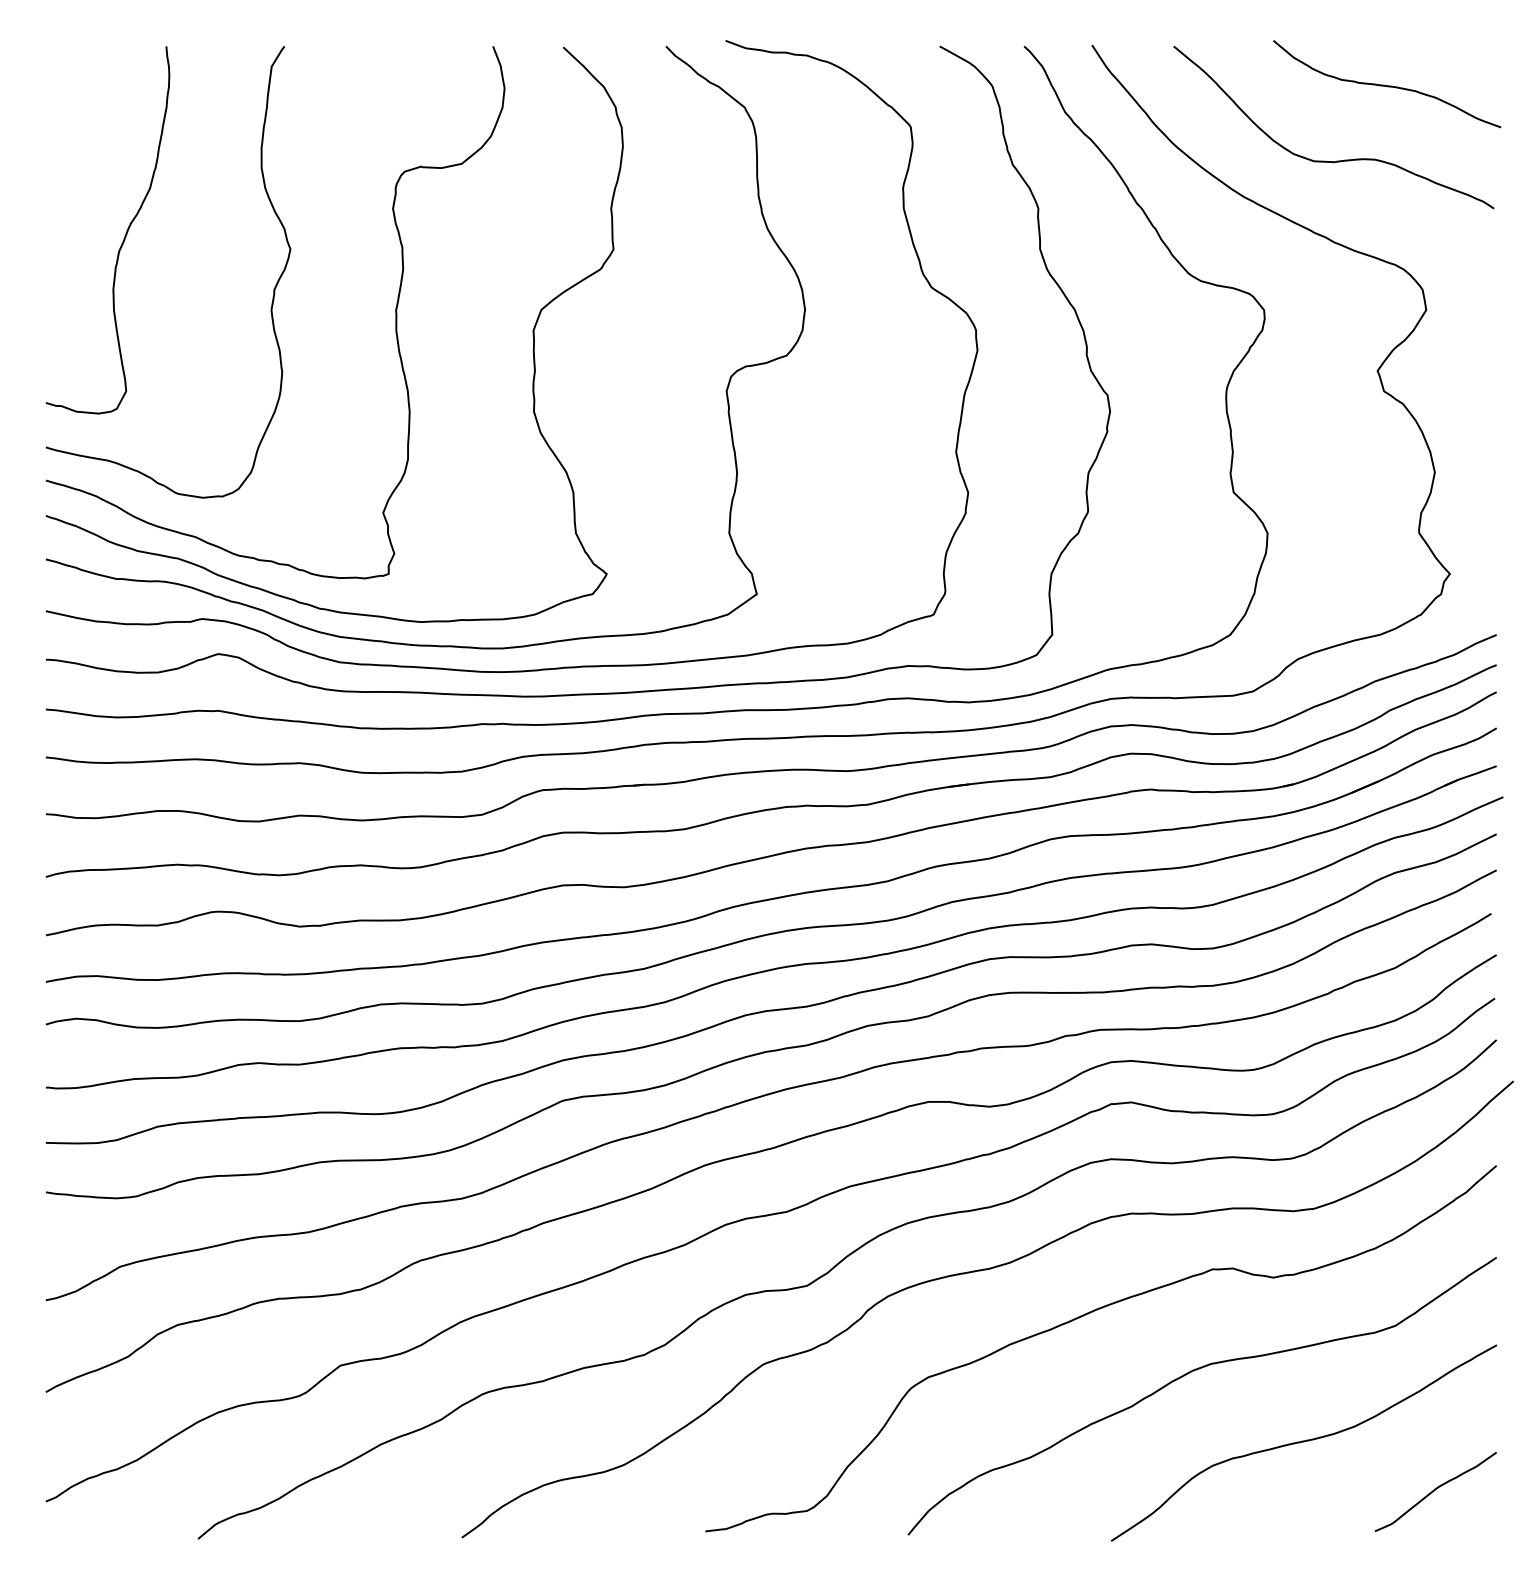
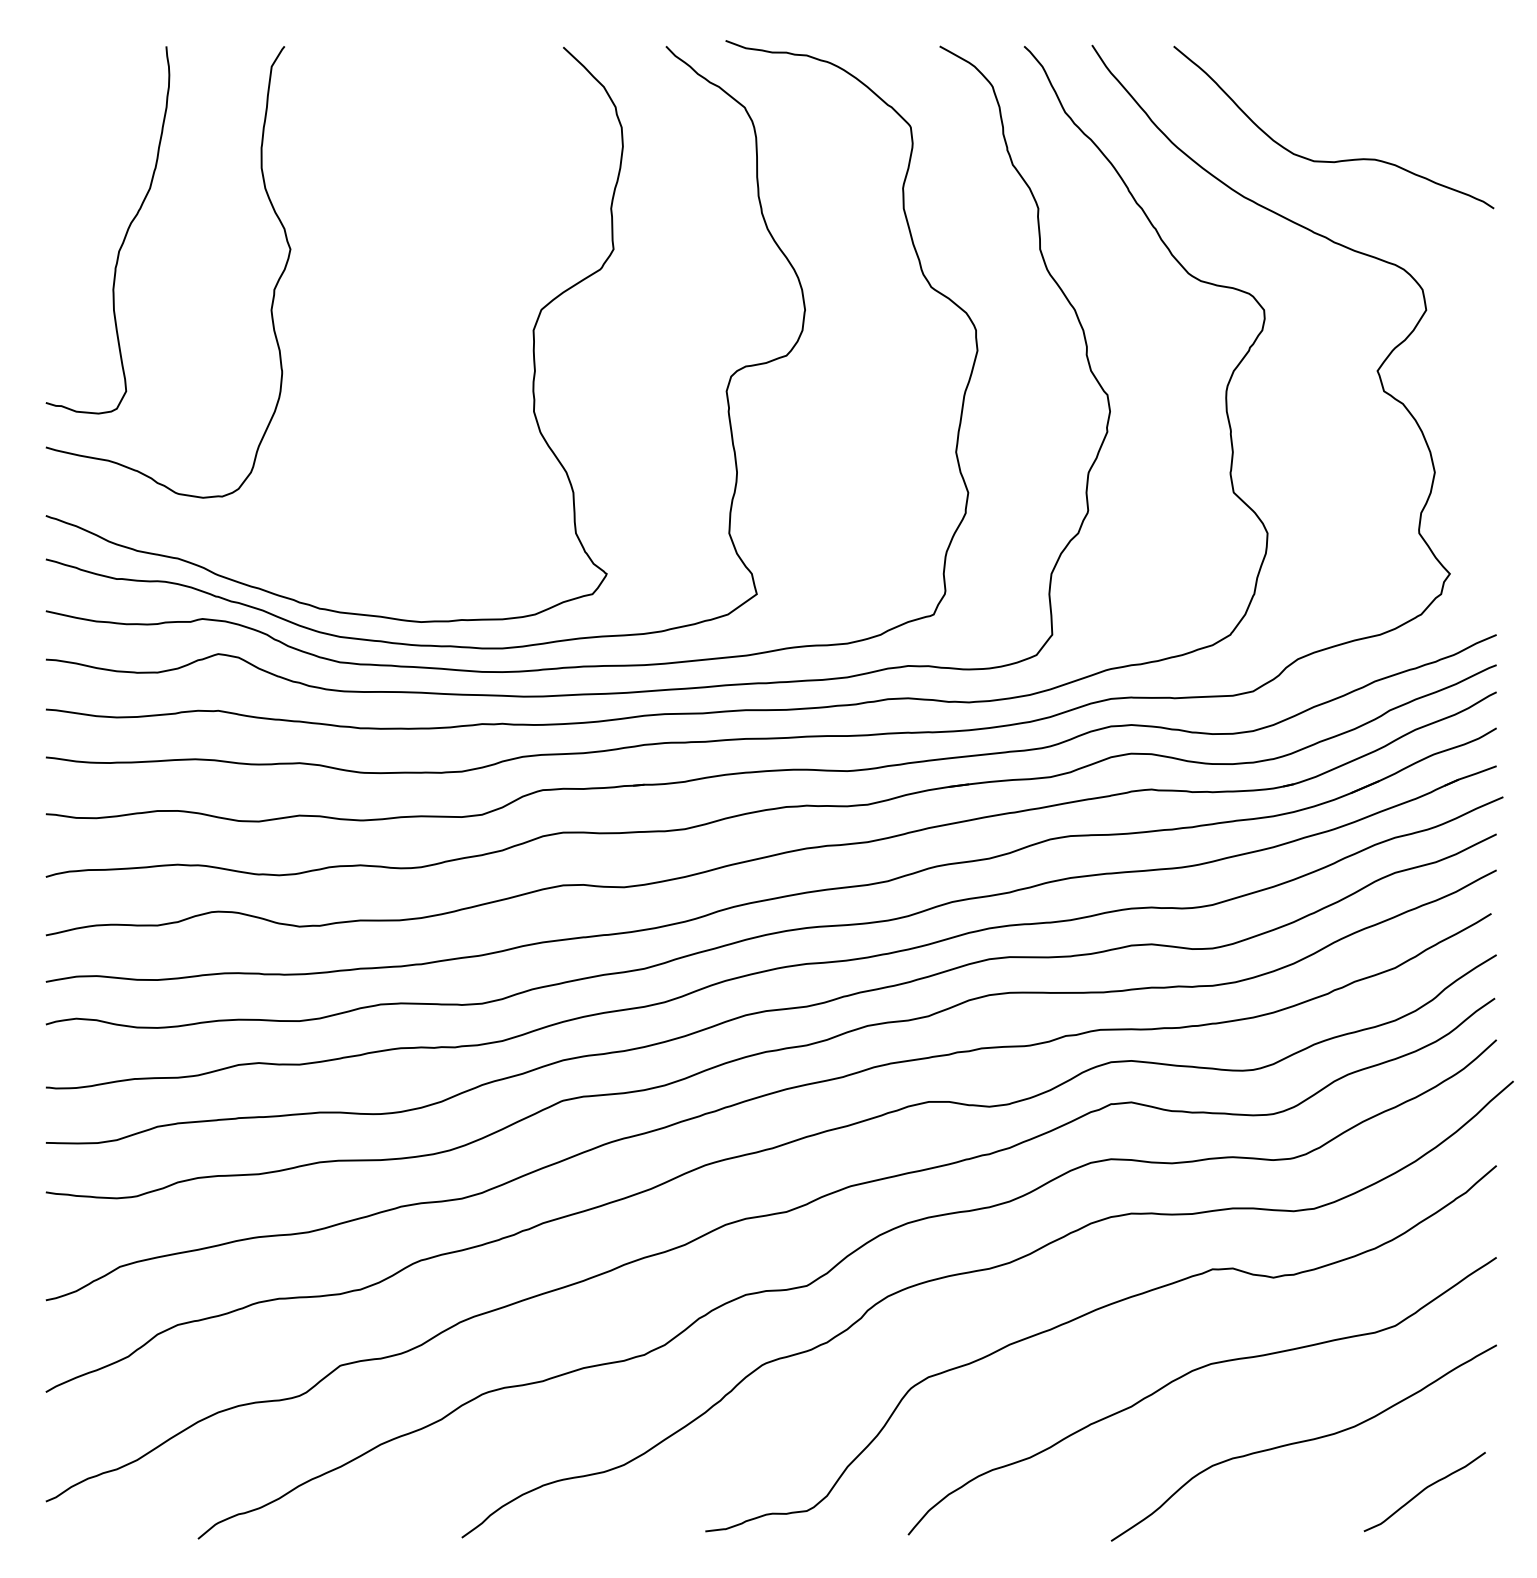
curve: present -> none (1387, 85)
curve: present -> none (395, 312)
curve position: (1434, 1491) -> (1423, 1491) (1423, 1491)
